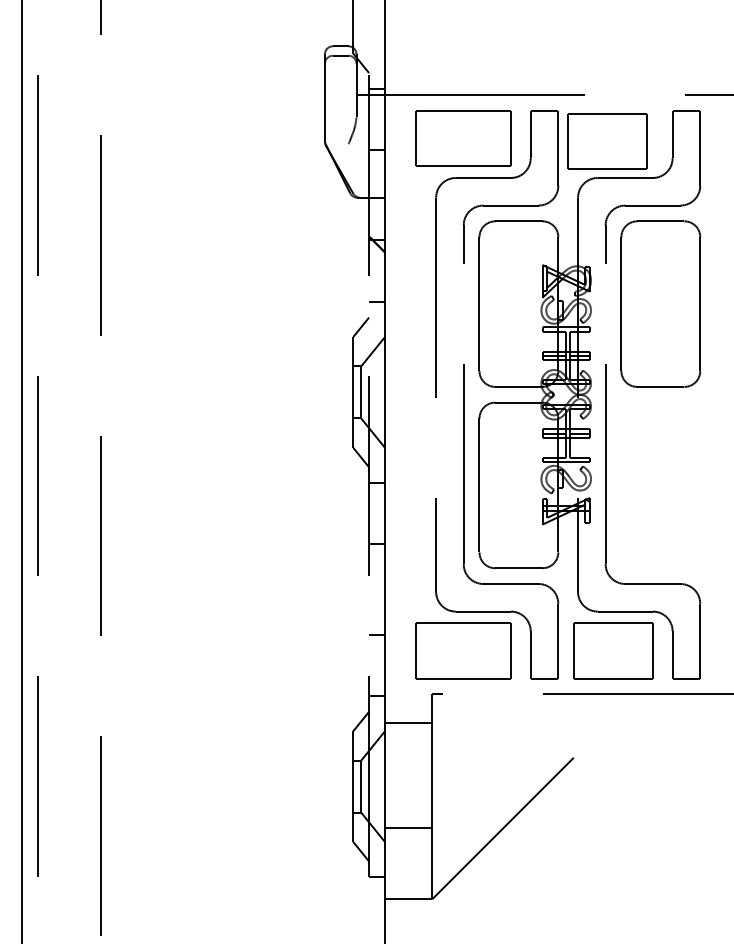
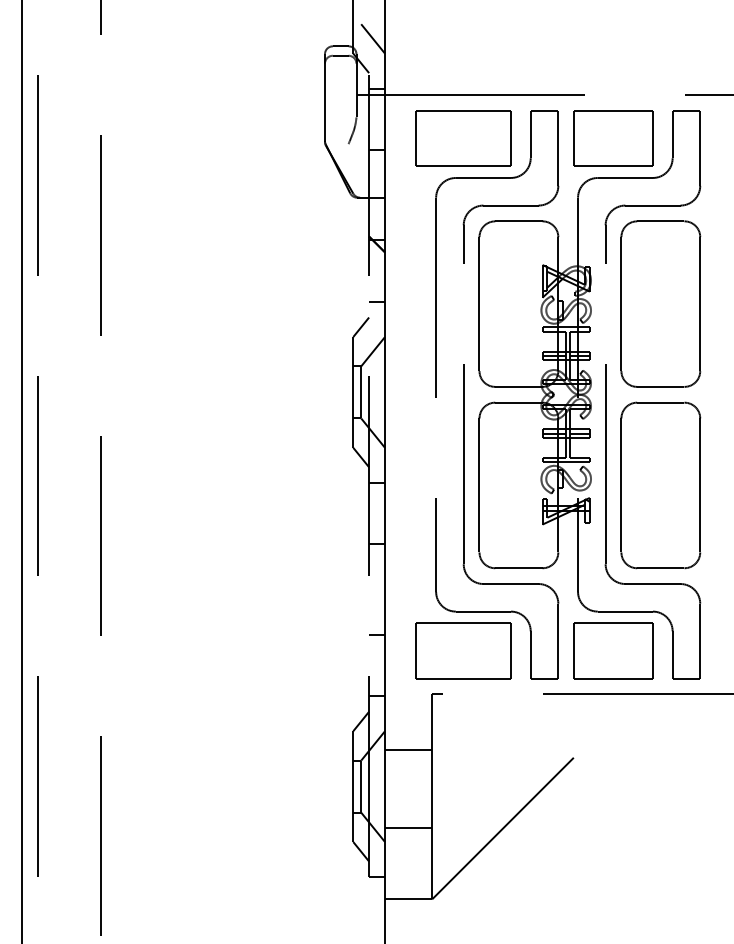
line: none -> present (372, 38)
part position: (607, 141) -> (613, 138) (613, 138)
part: none -> present (660, 485)
line position: (408, 722) -> (408, 749) (408, 749)
